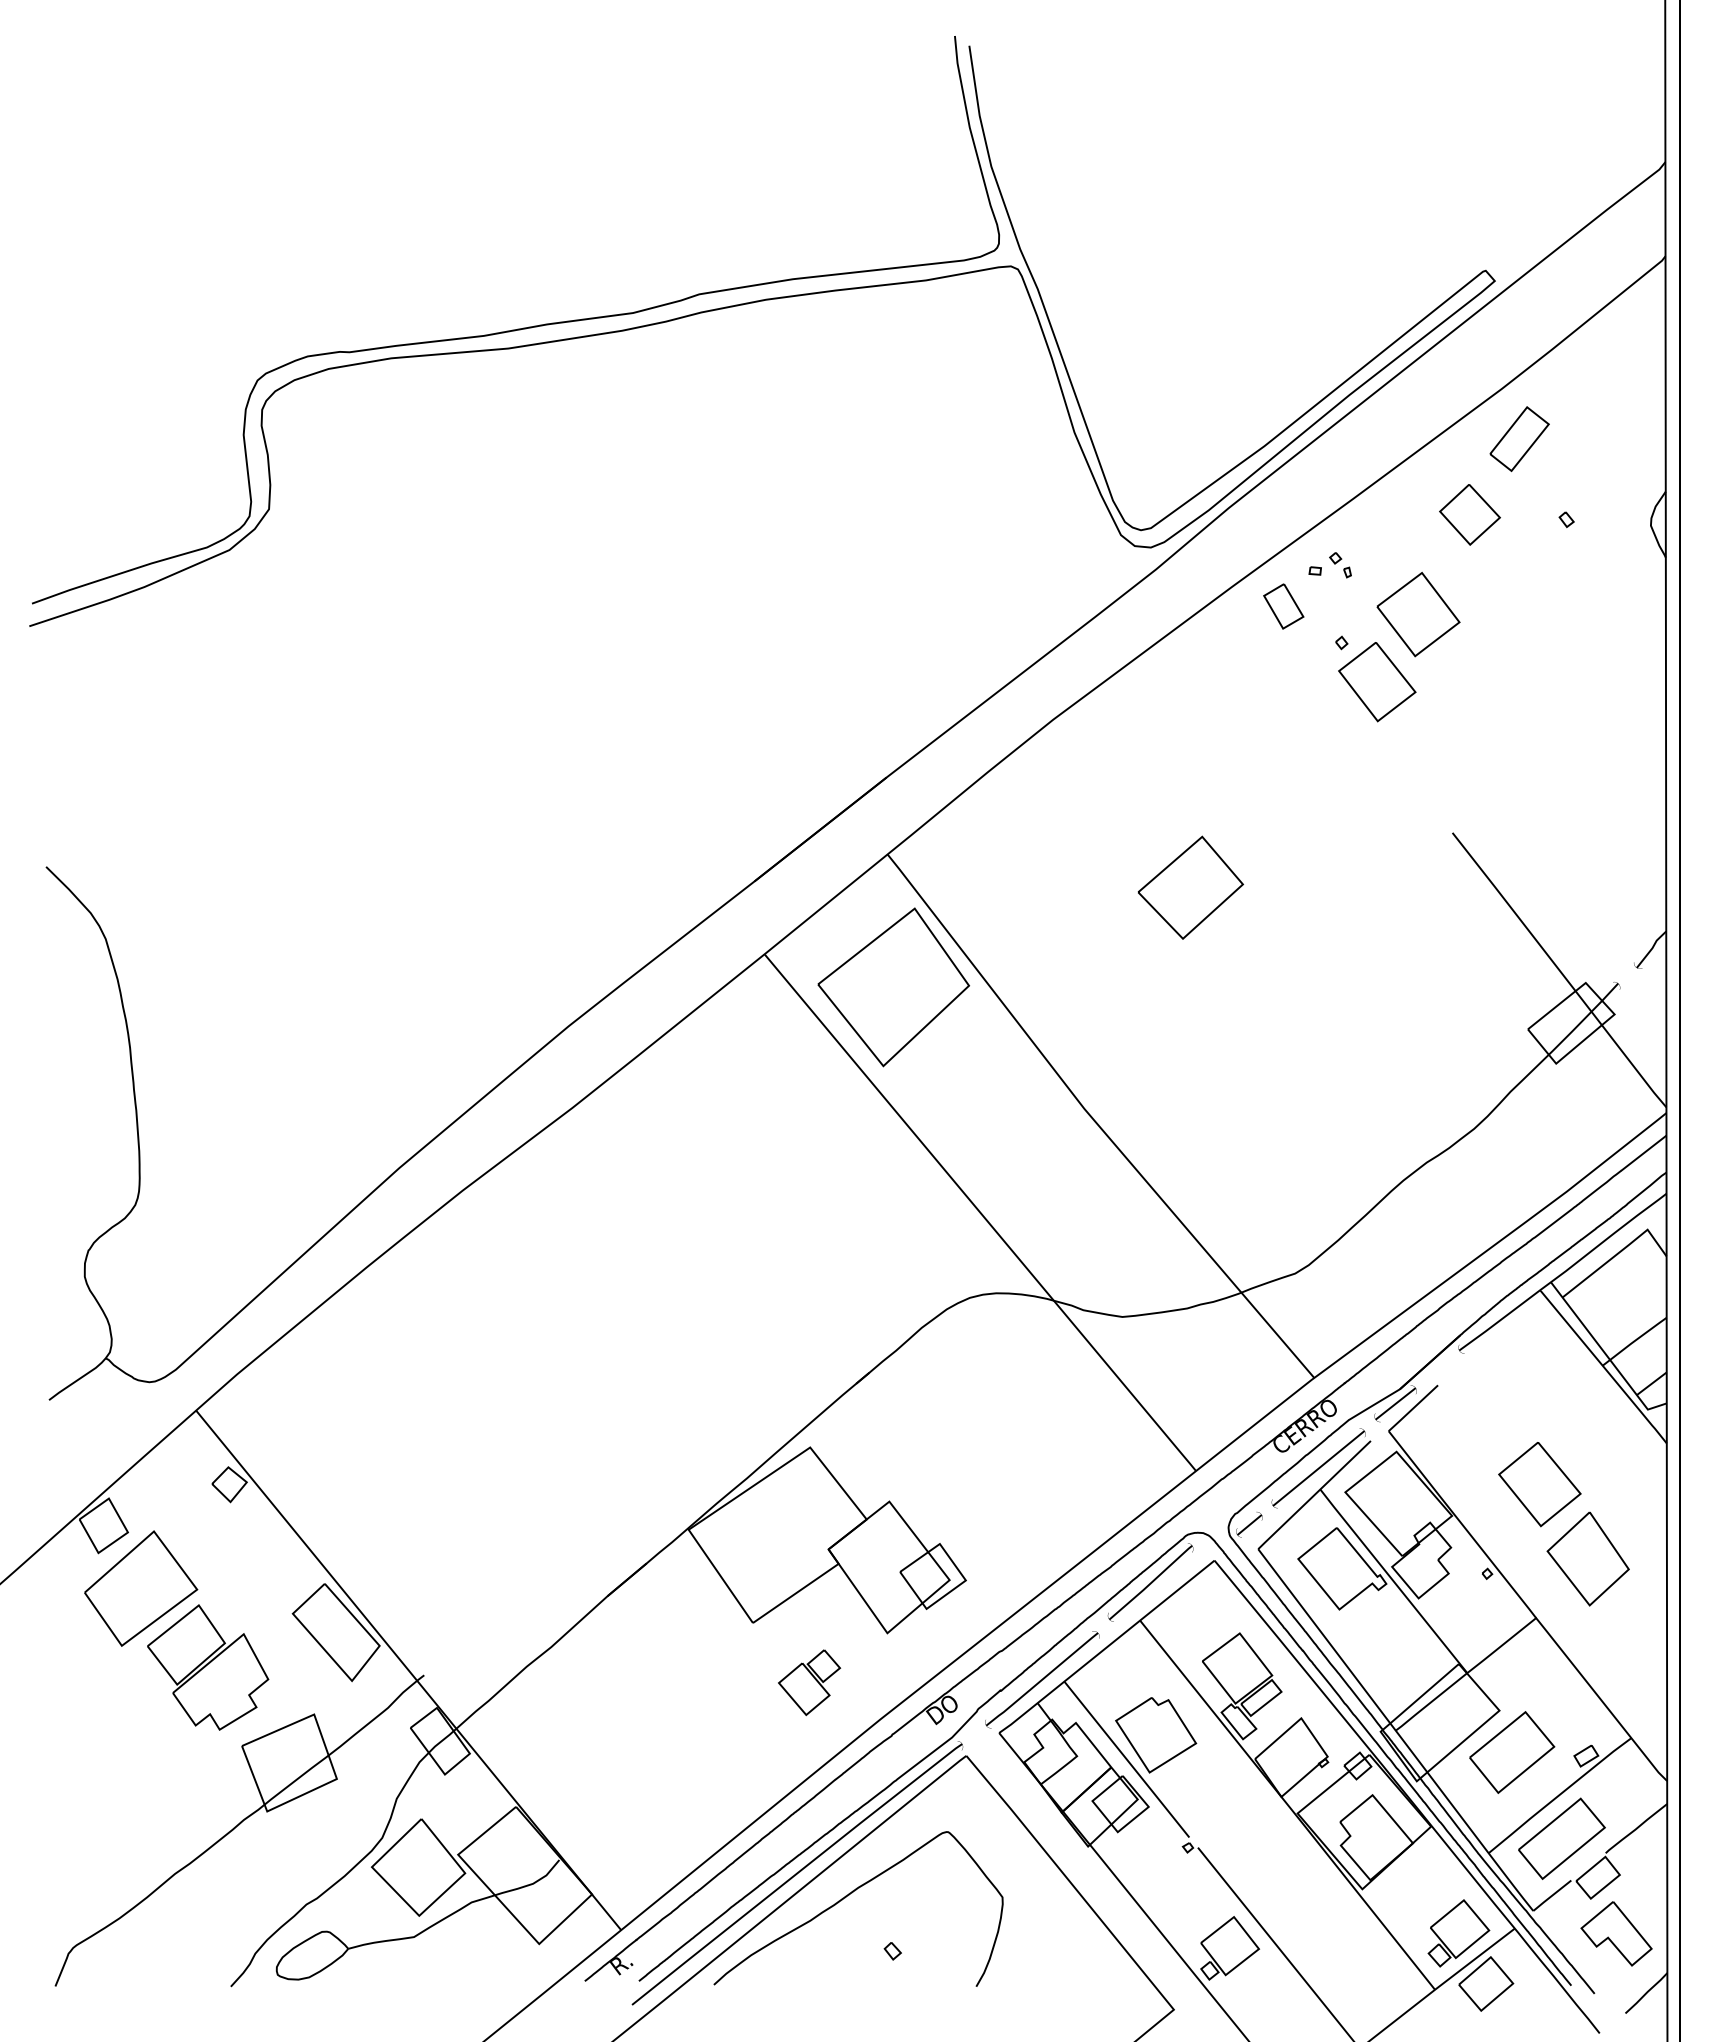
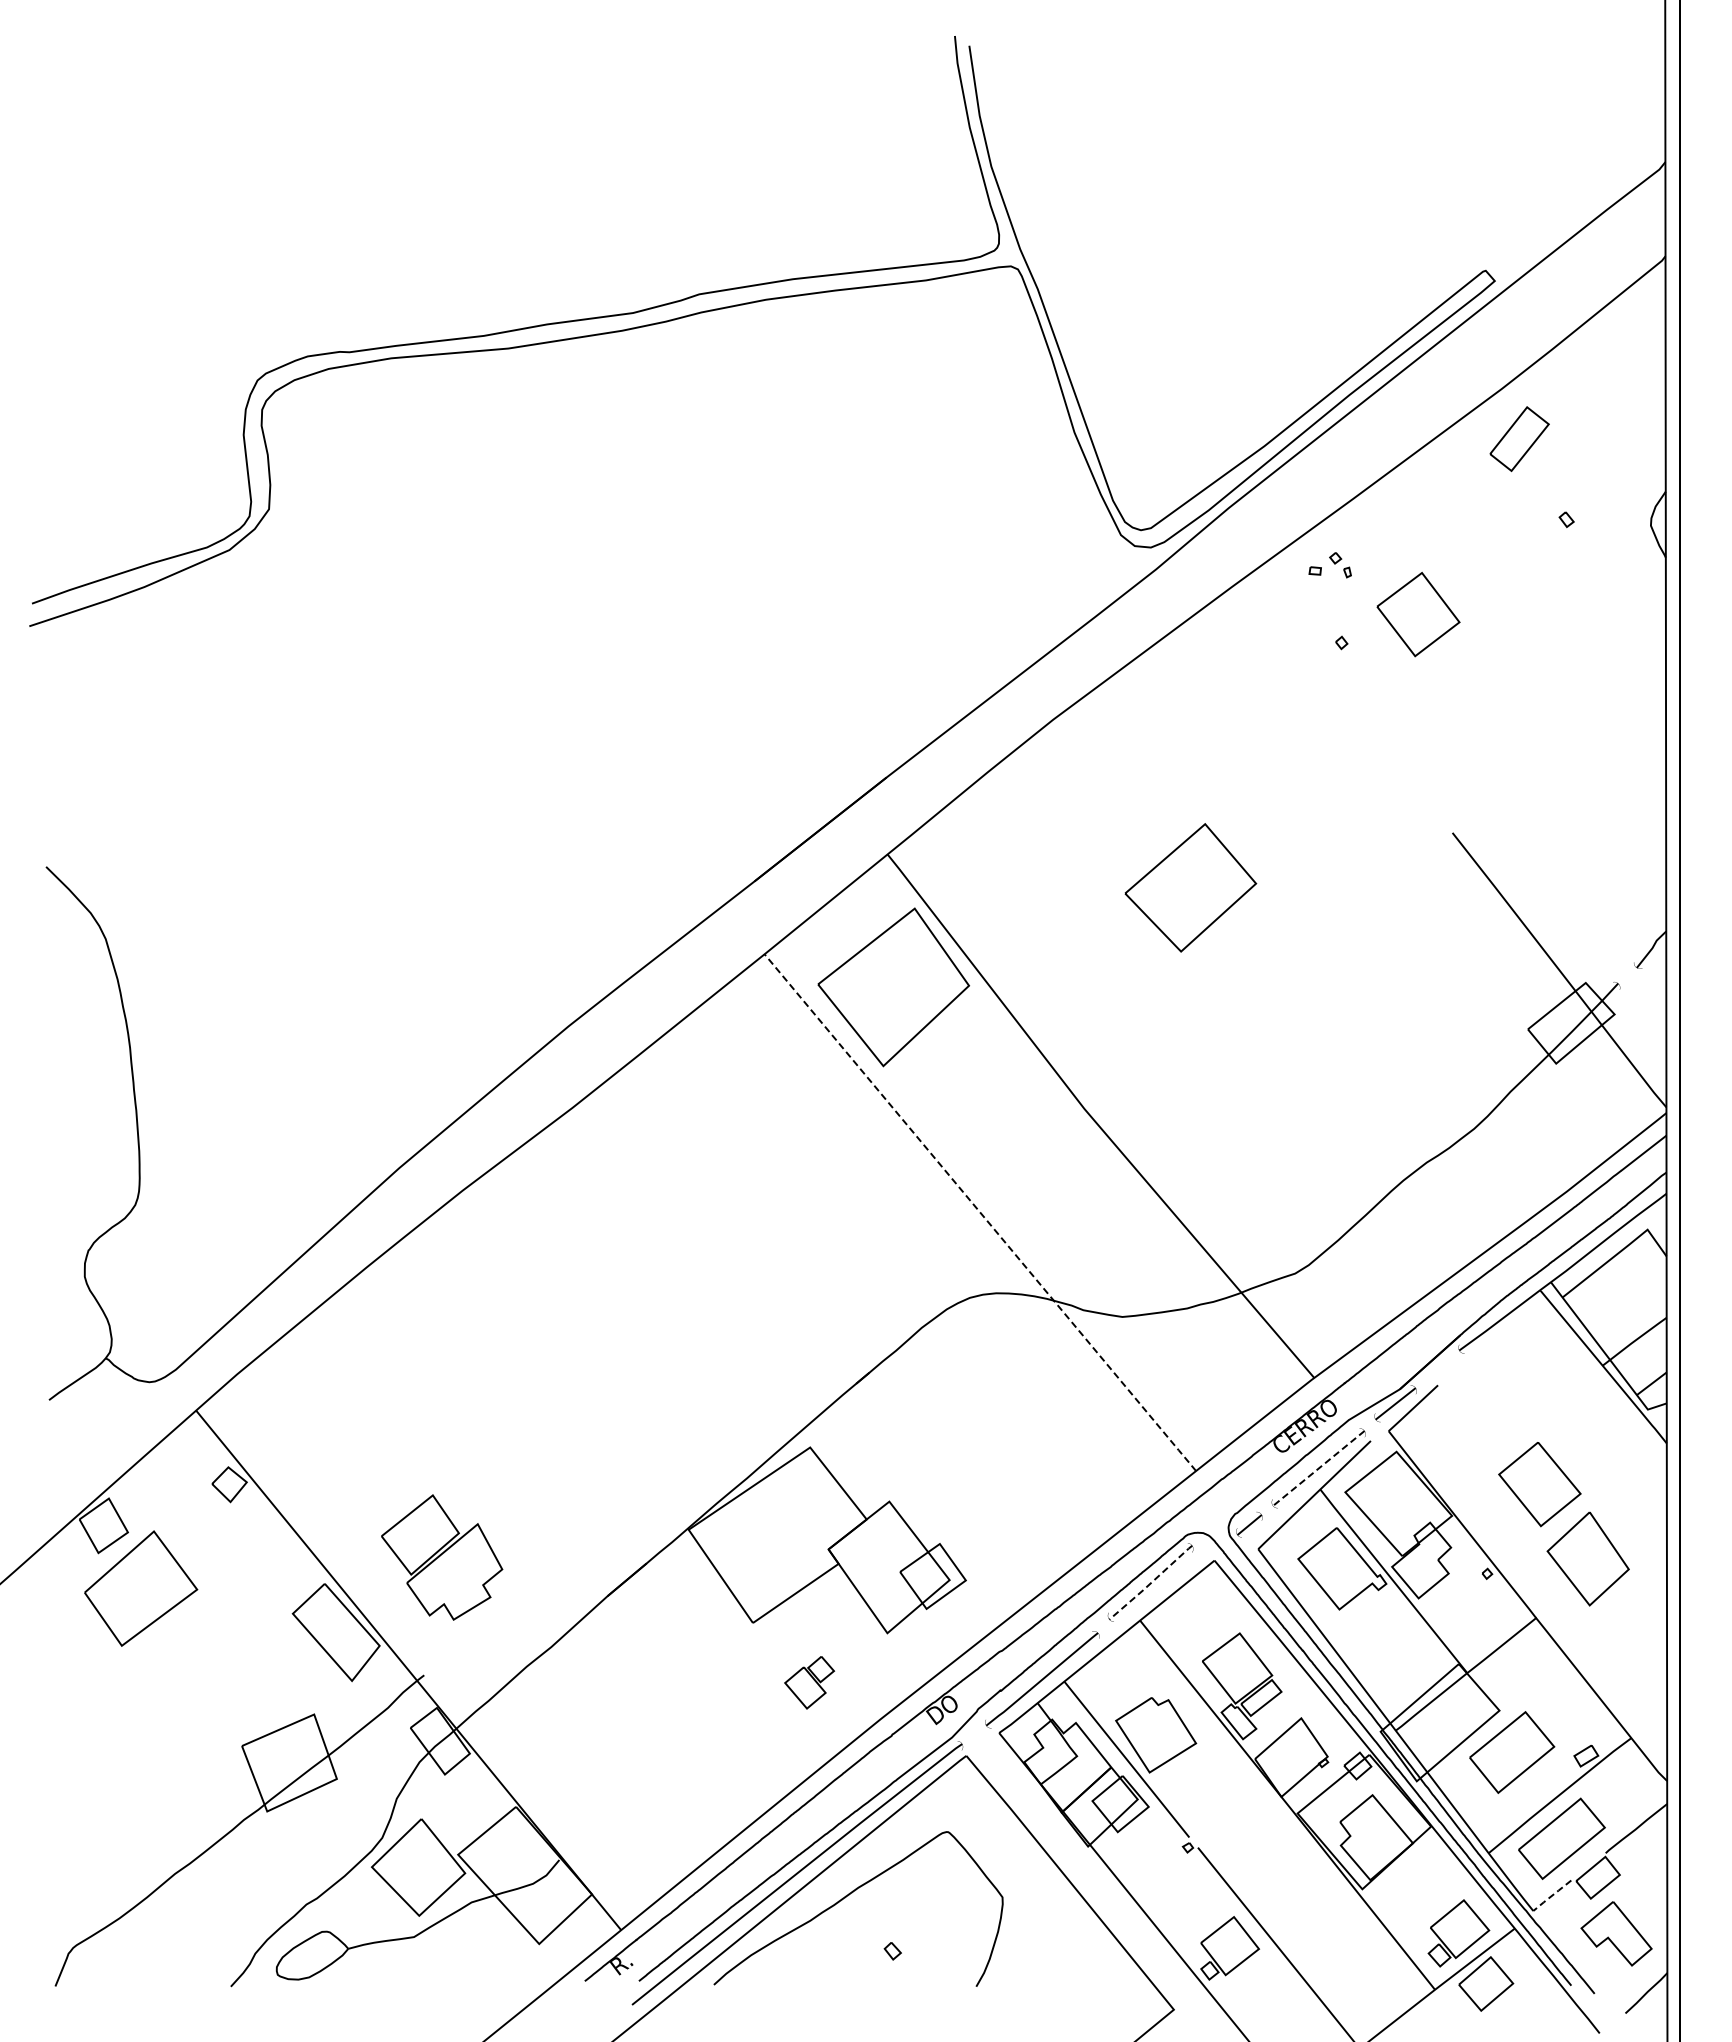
part: present -> none (1469, 514)
part: present -> none (1283, 606)
part: present -> none (1377, 682)
part size: 107x105 px -> 134x130 px (1190, 887)
line: solid -> dashed (981, 1214)
line: solid -> dashed (1318, 1468)
line: solid -> dashed (1150, 1583)
part position: (208, 1667) -> (442, 1557) (442, 1557)
part size: 64x68 px -> 52x54 px (809, 1682)
line: solid -> dashed (1551, 1895)
